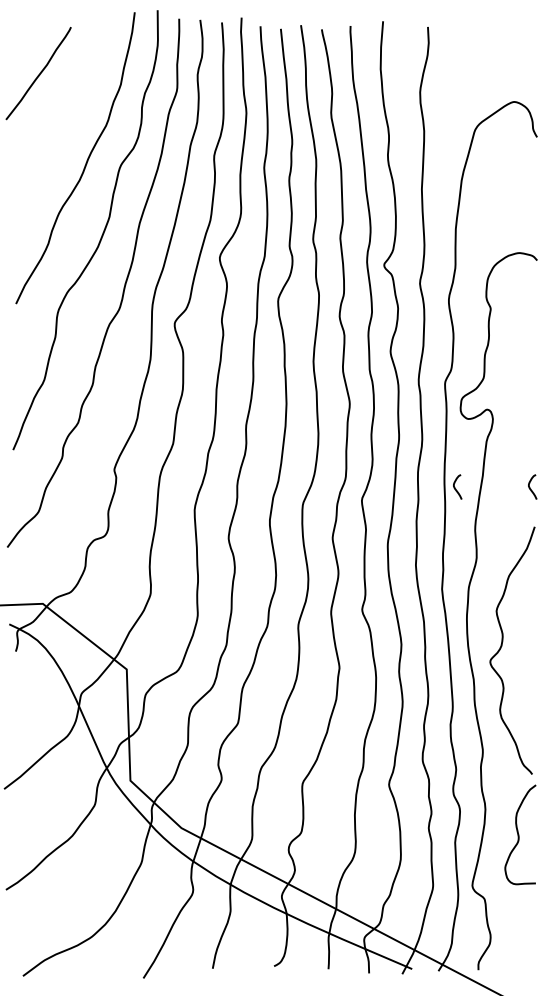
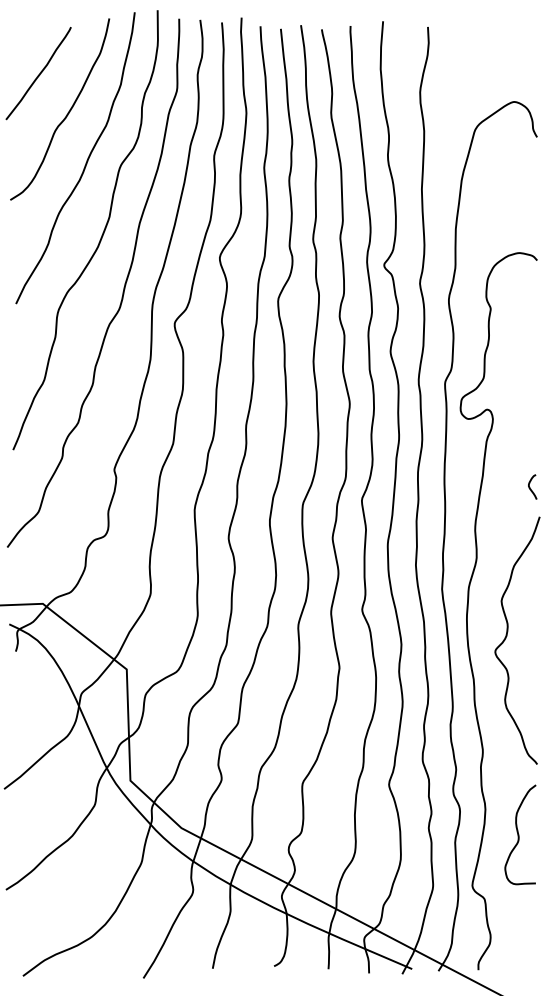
curve: none -> present (67, 112)
curve: present -> none (455, 487)
curve position: (502, 646) -> (507, 636) (507, 636)
